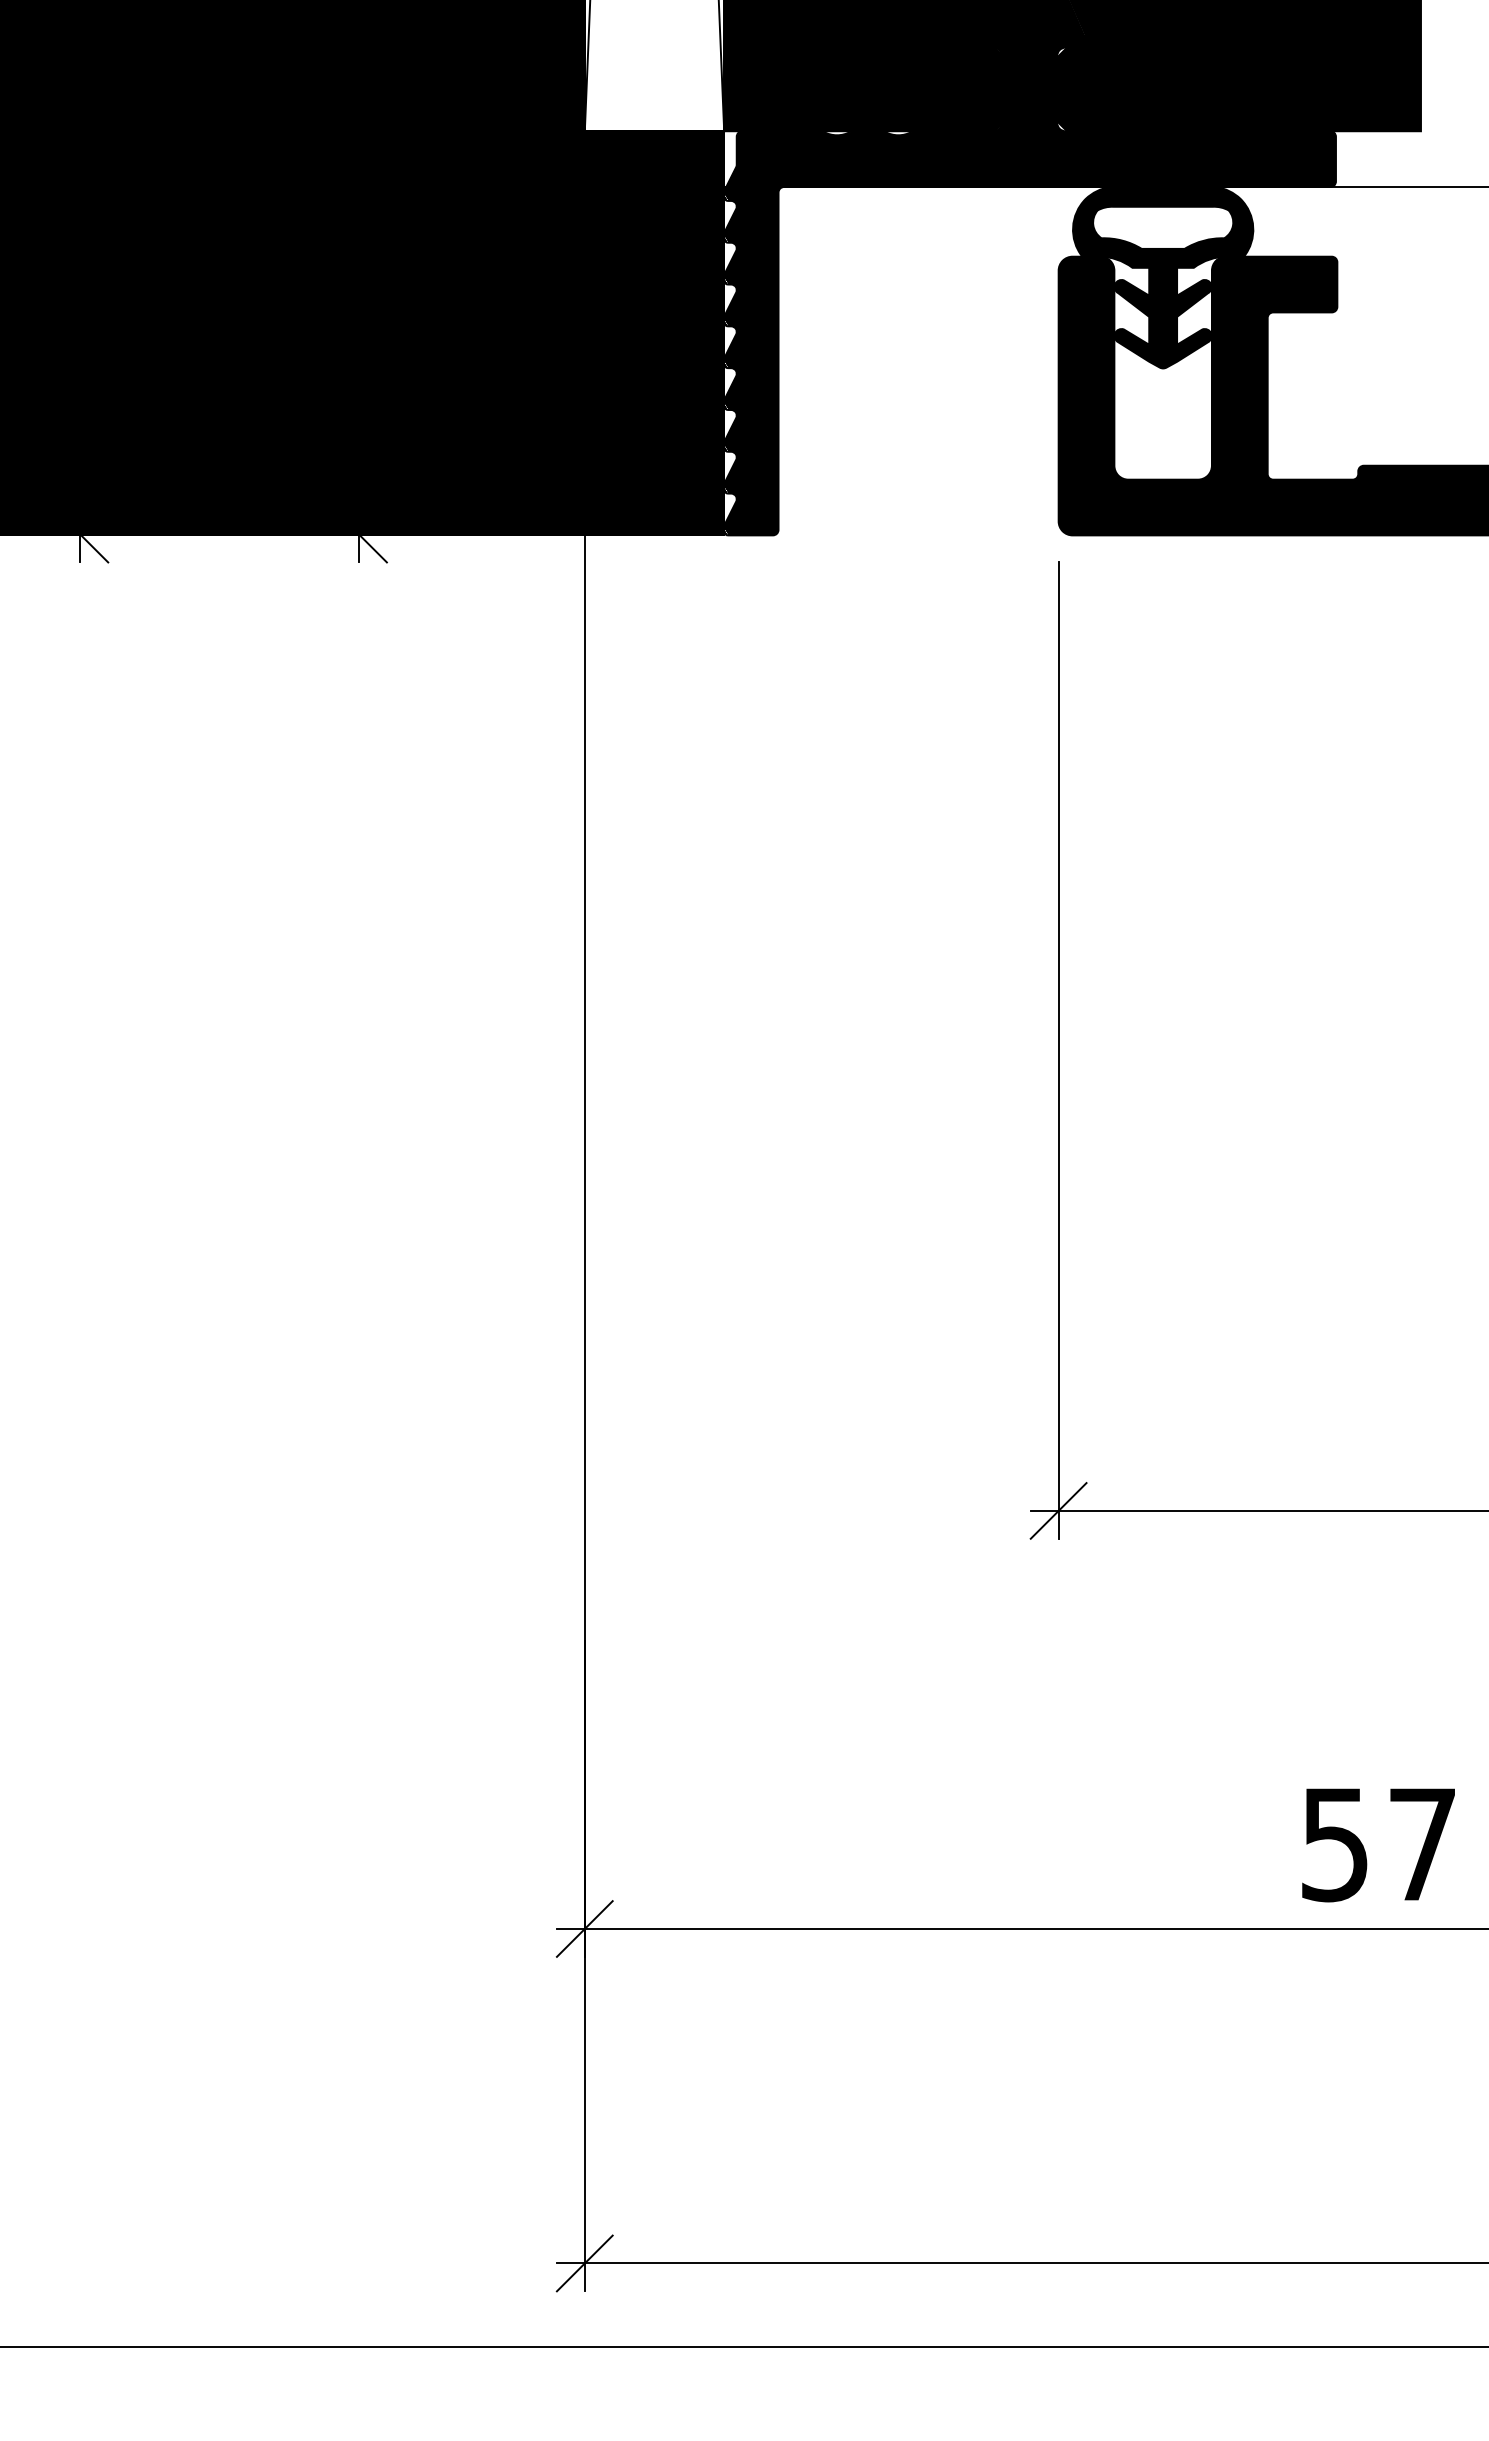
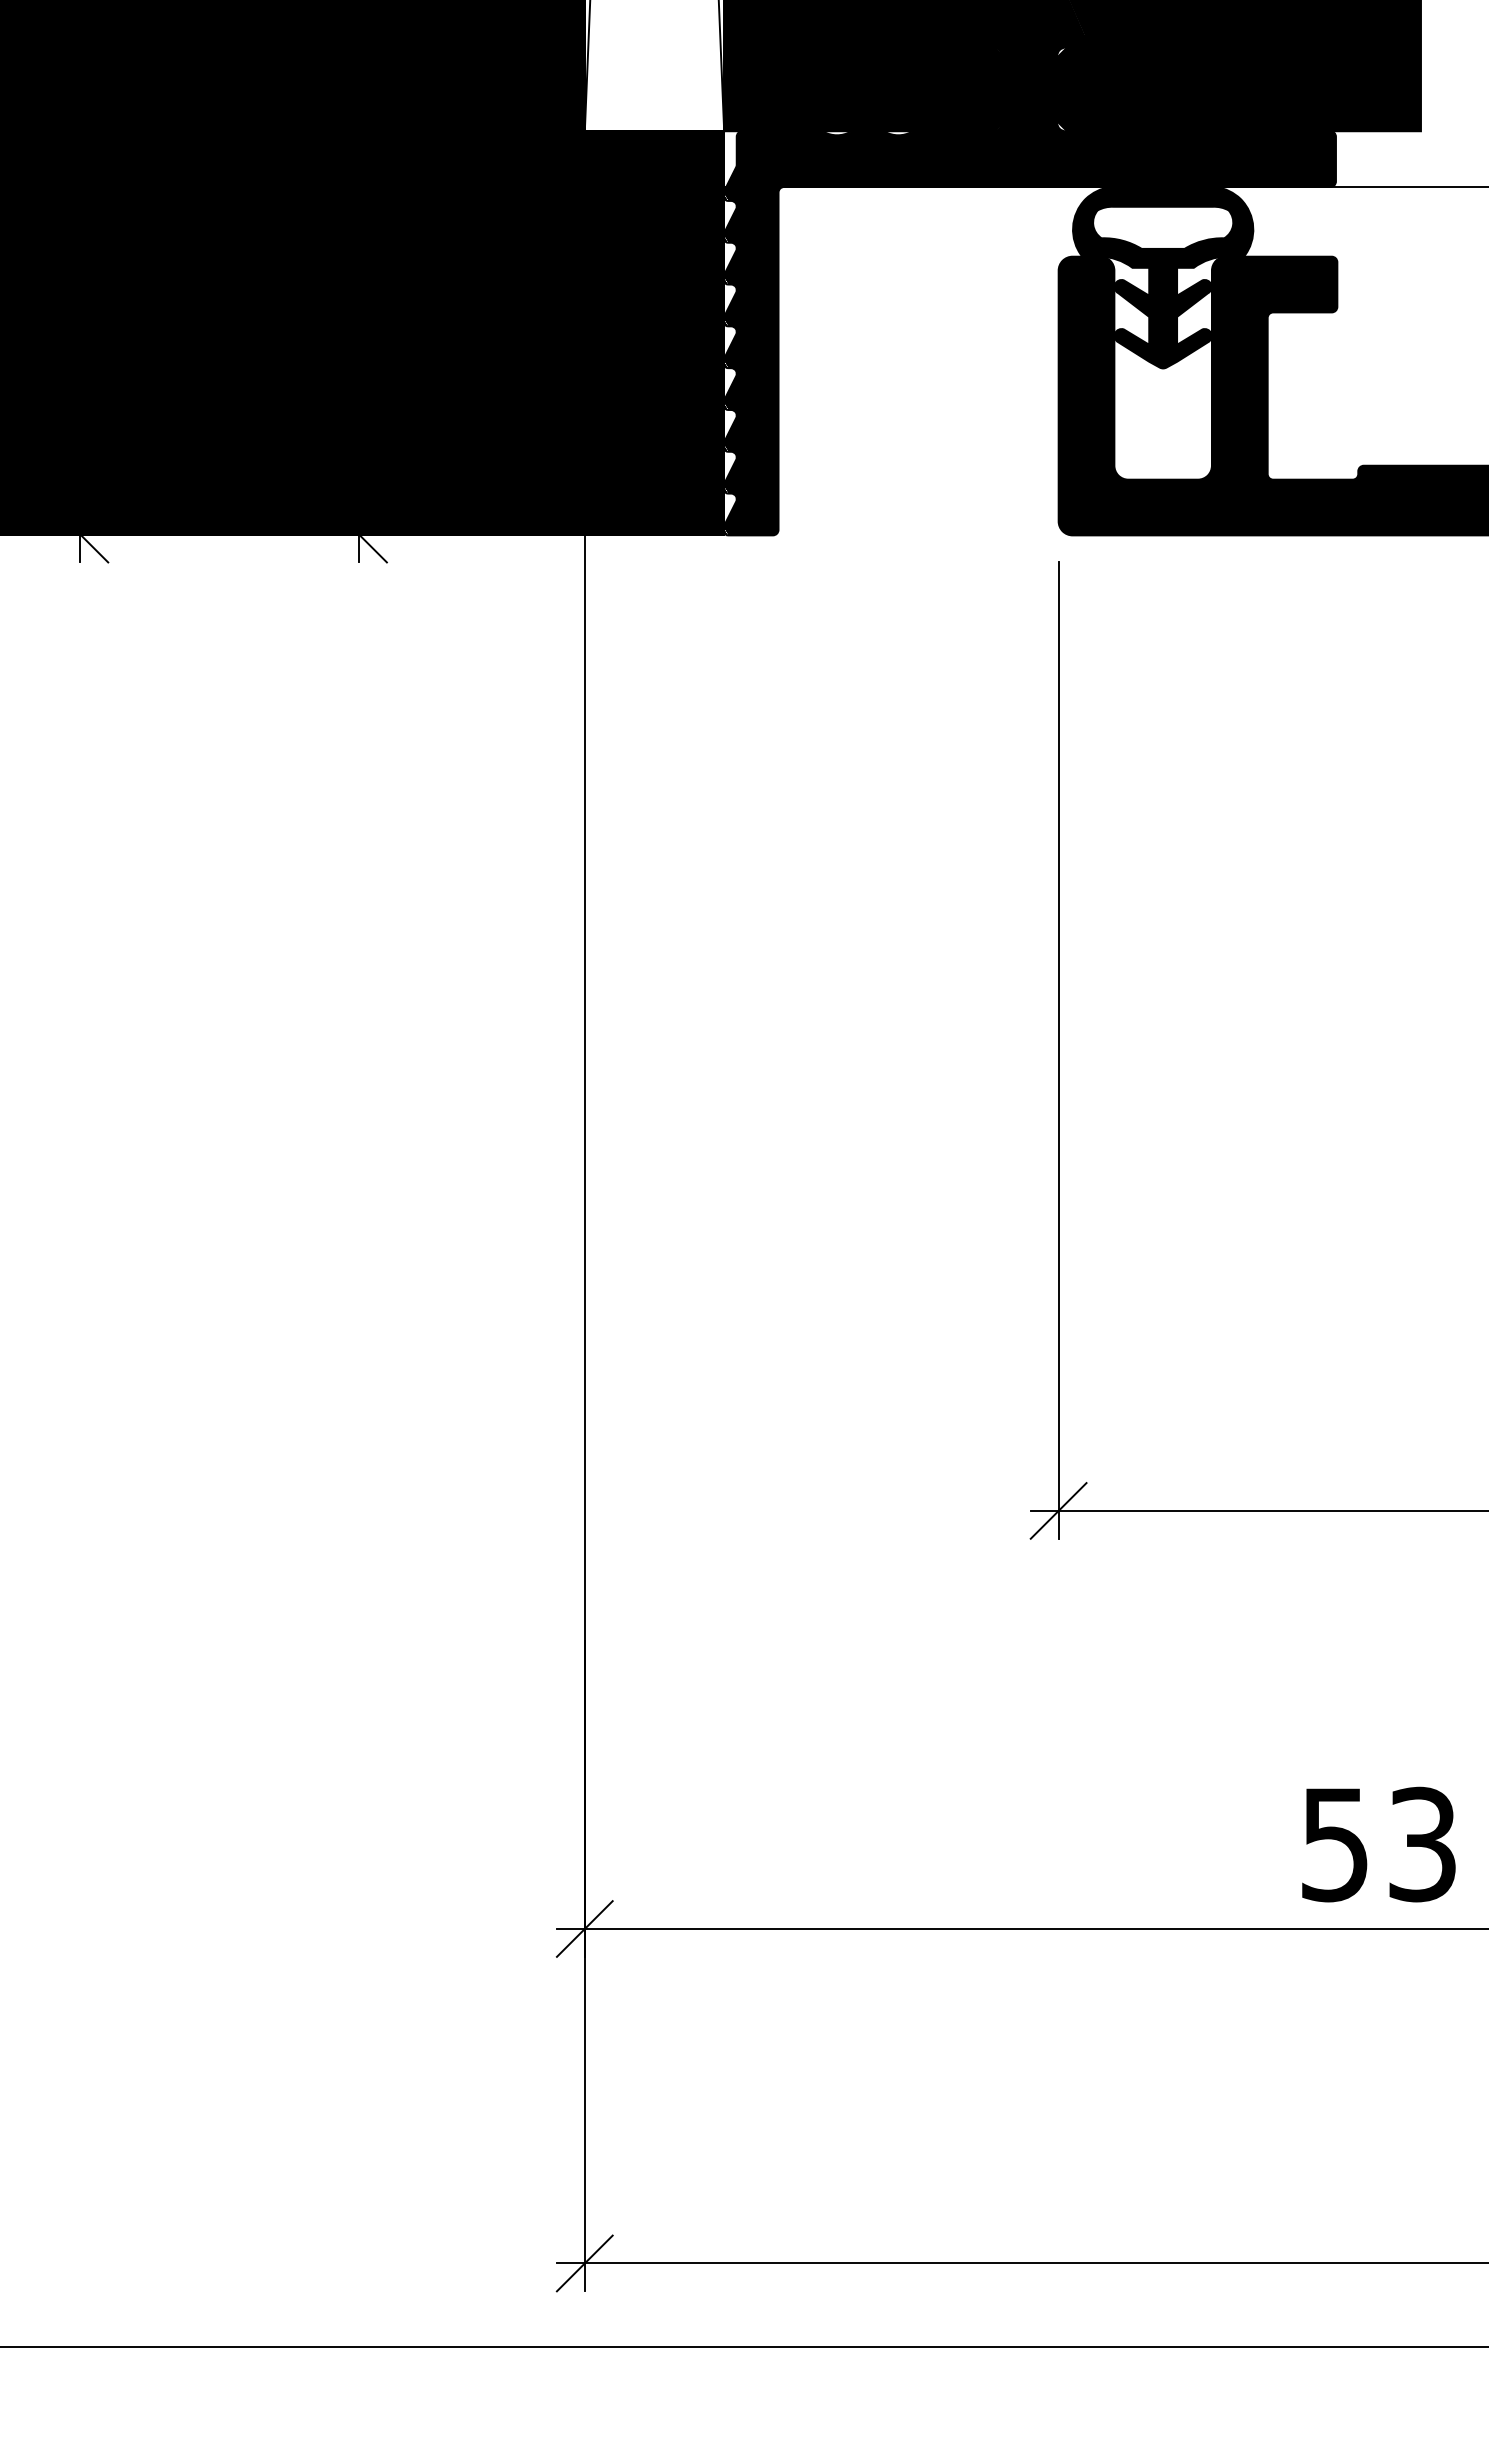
text: 57 -> 53 (1422, 1844)
